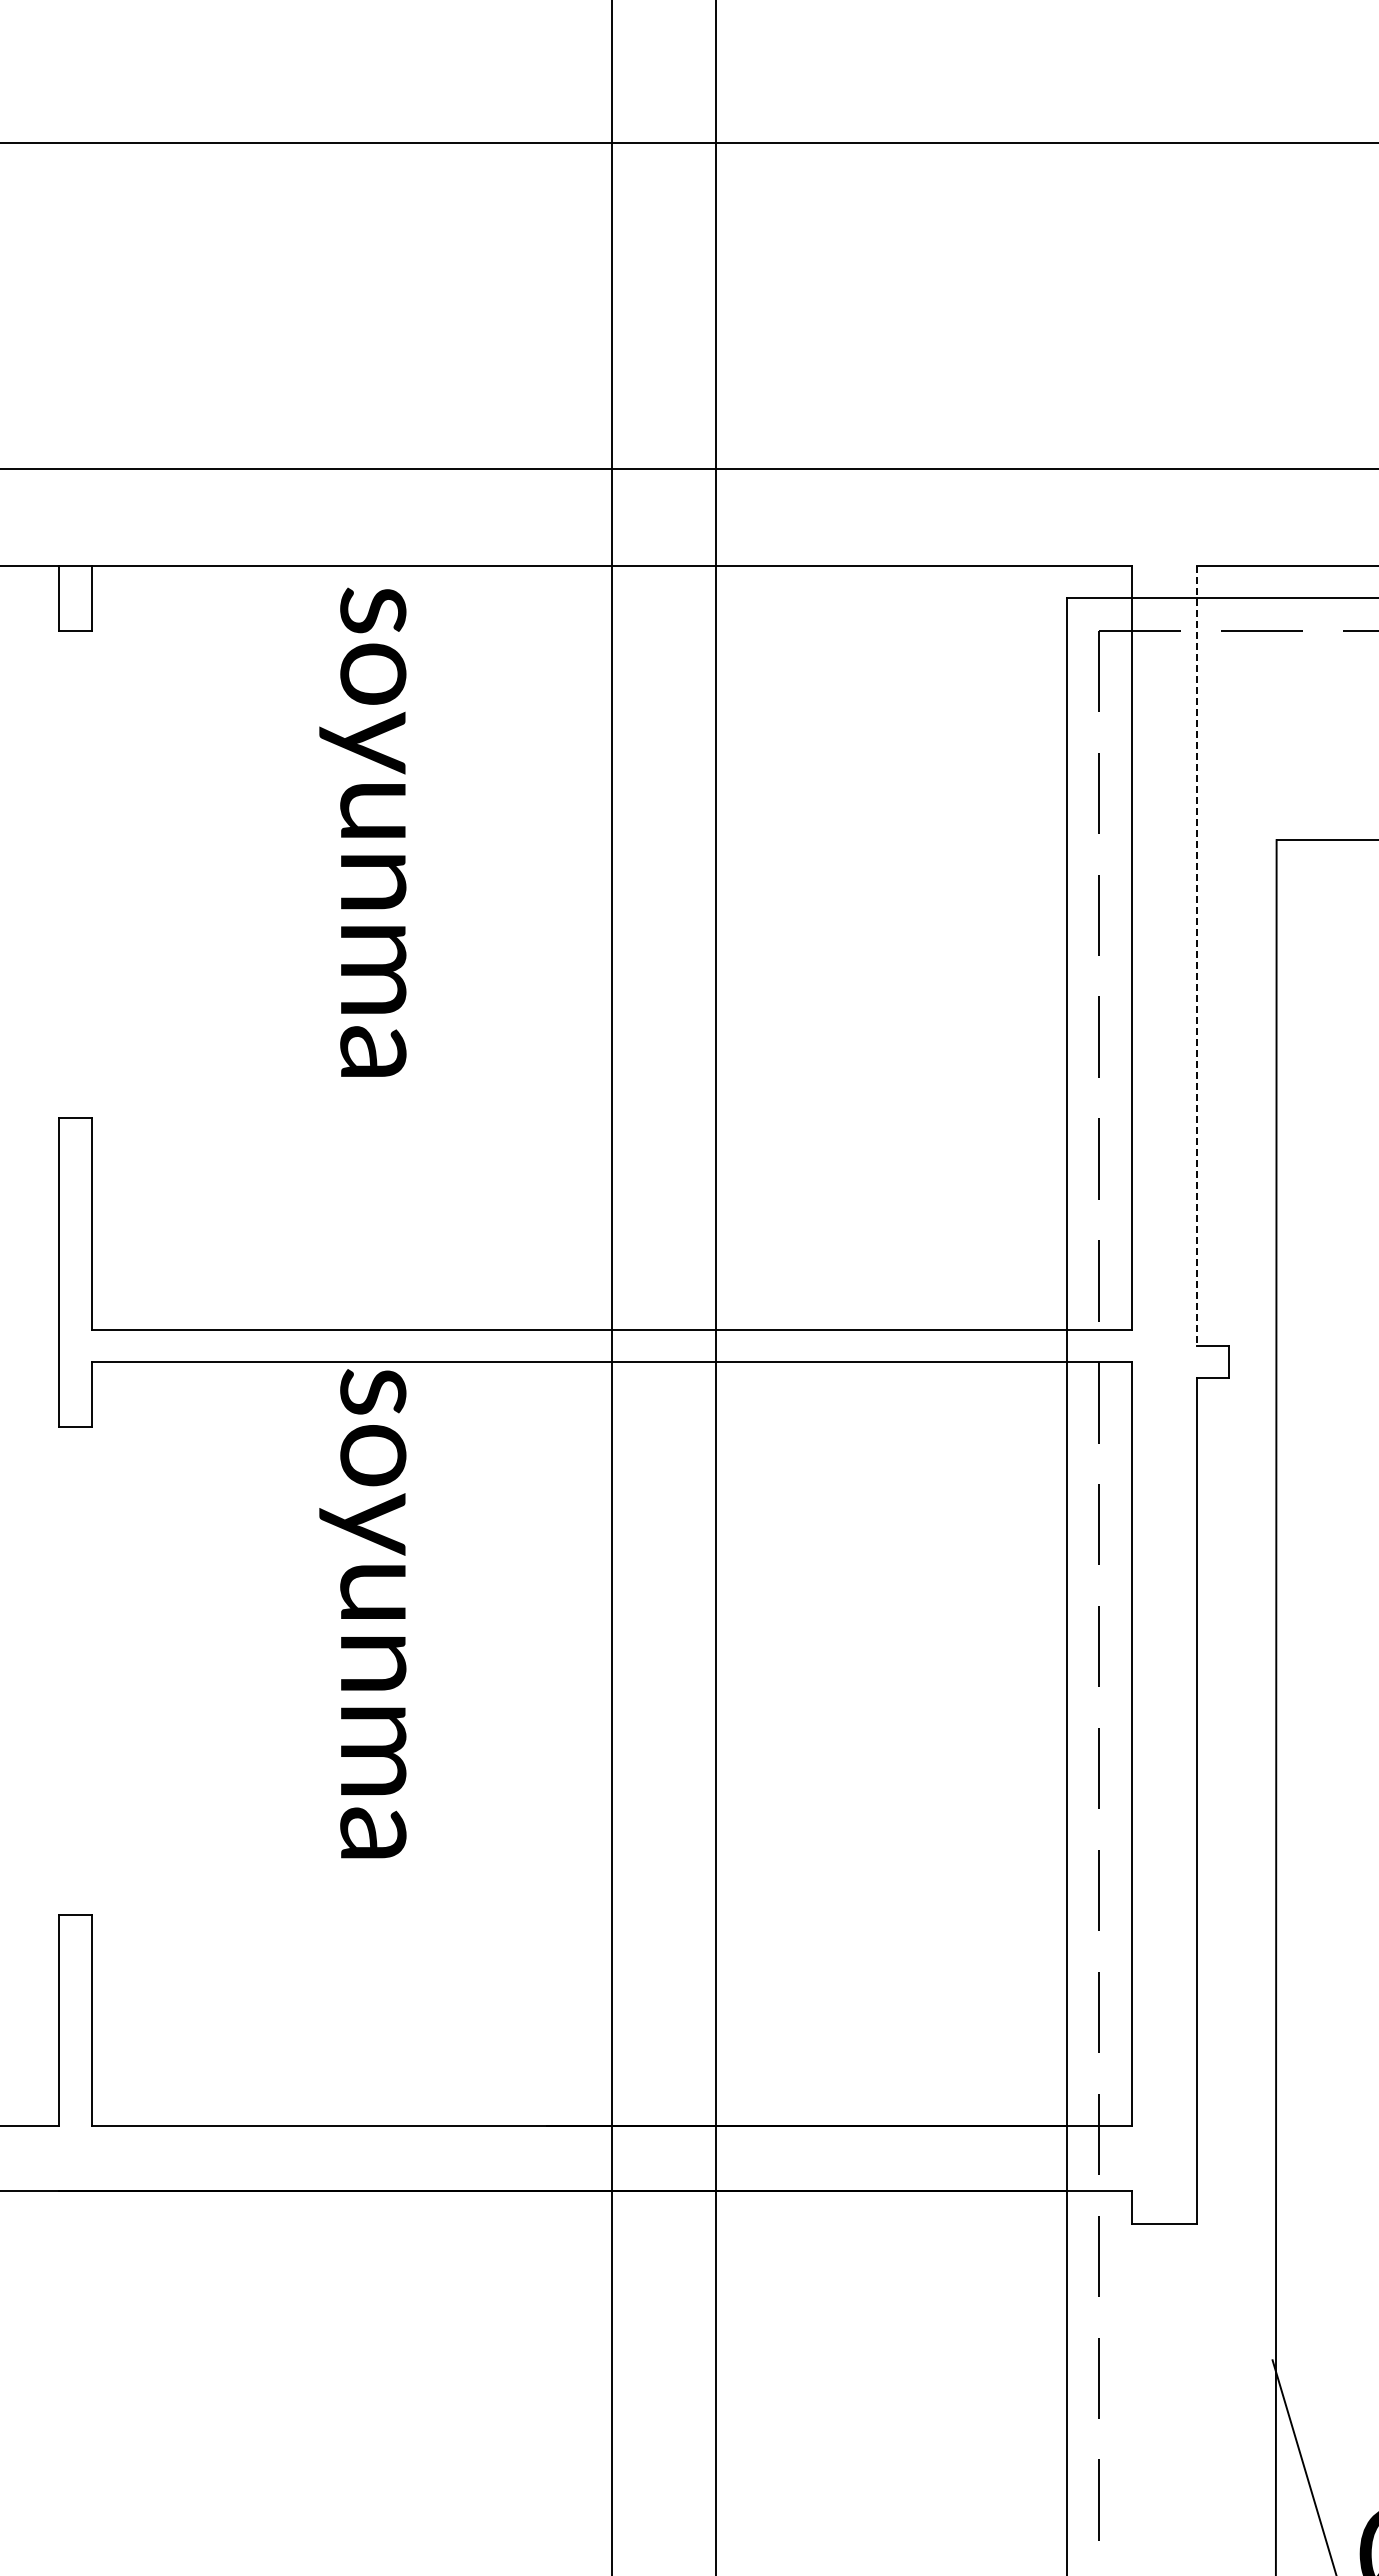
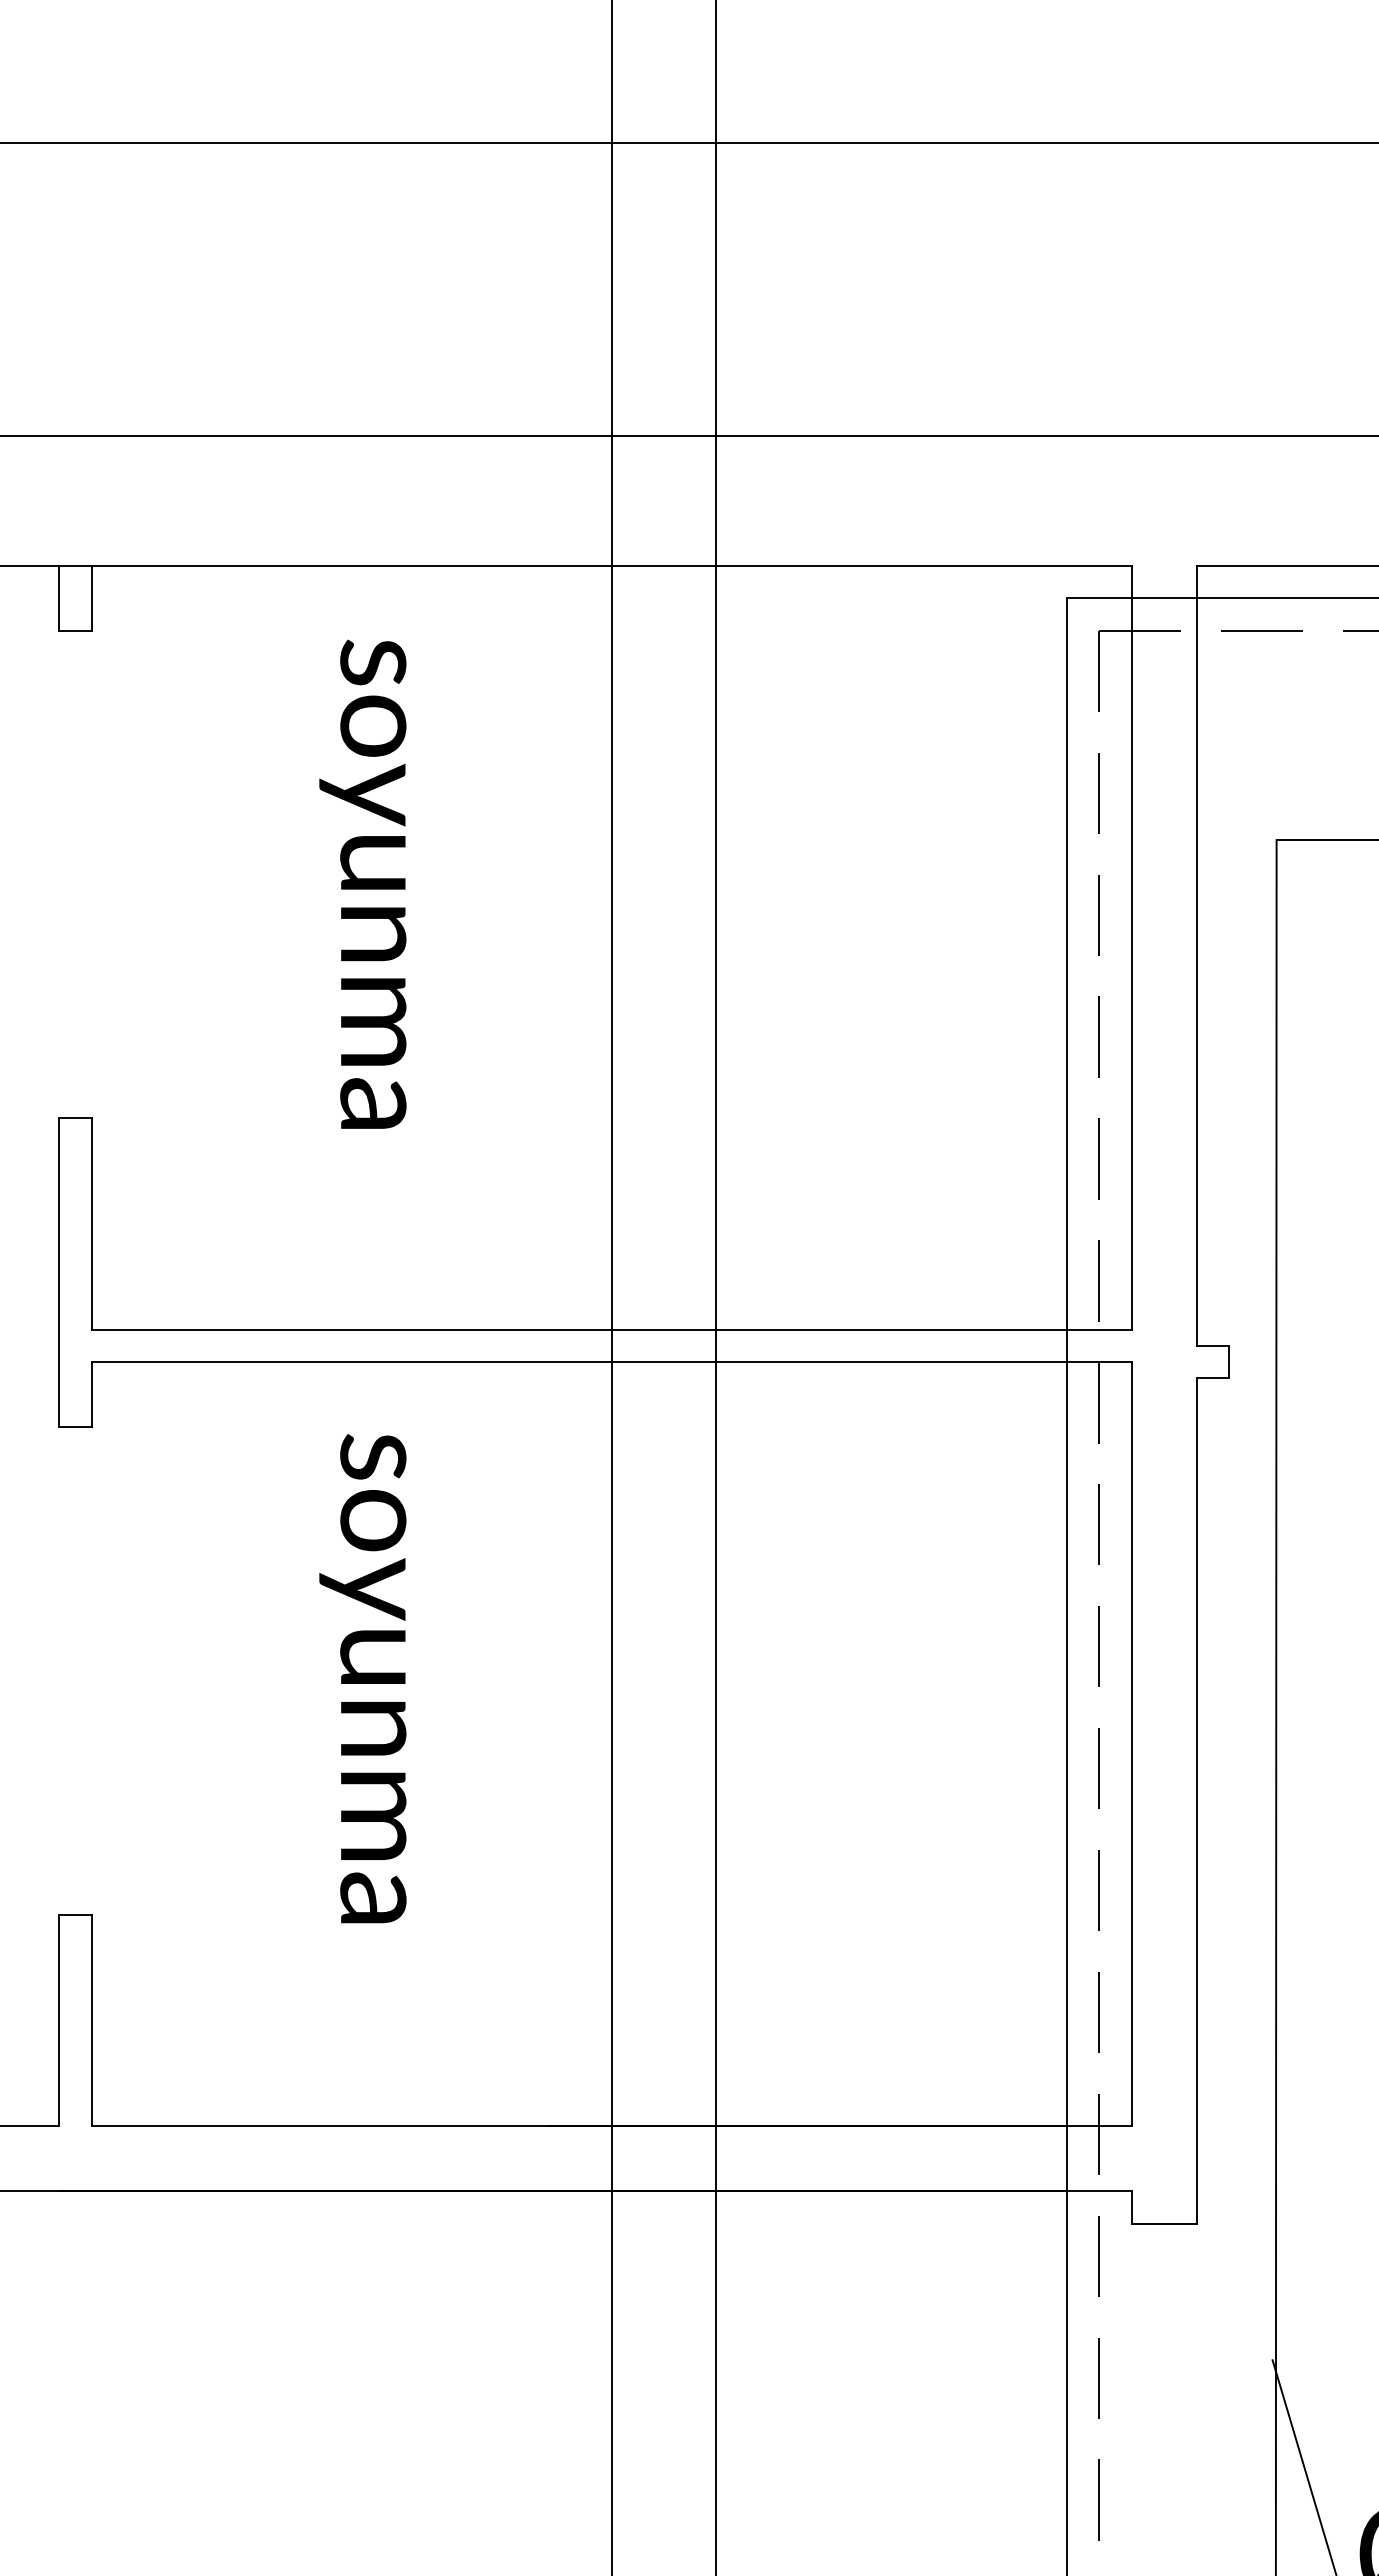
line position: (688, 468) -> (688, 435) (688, 435)
text position: (362, 831) -> (362, 883) (362, 883)
line: dashed -> solid (1196, 956)
text position: (362, 1613) -> (362, 1678) (362, 1678)
